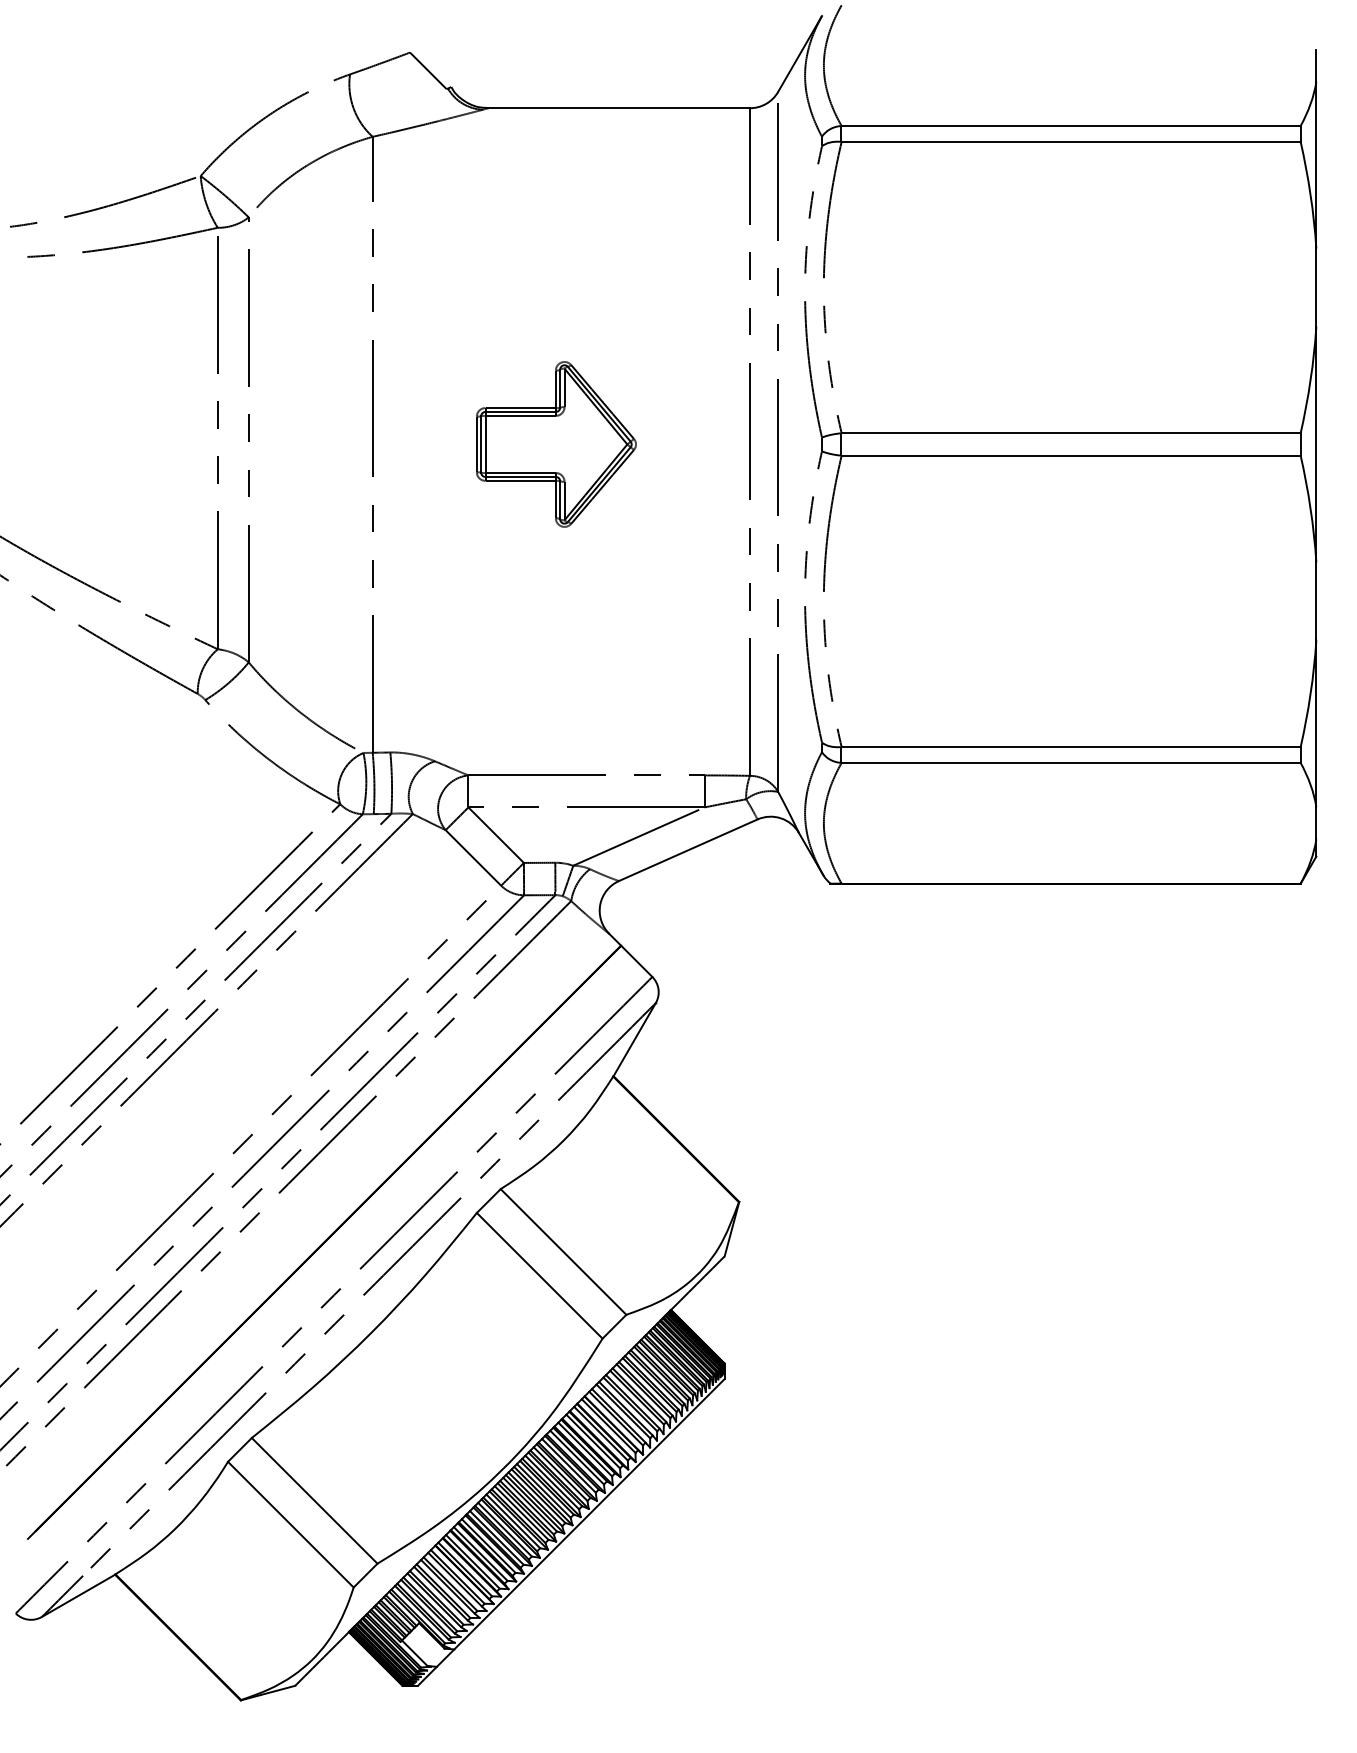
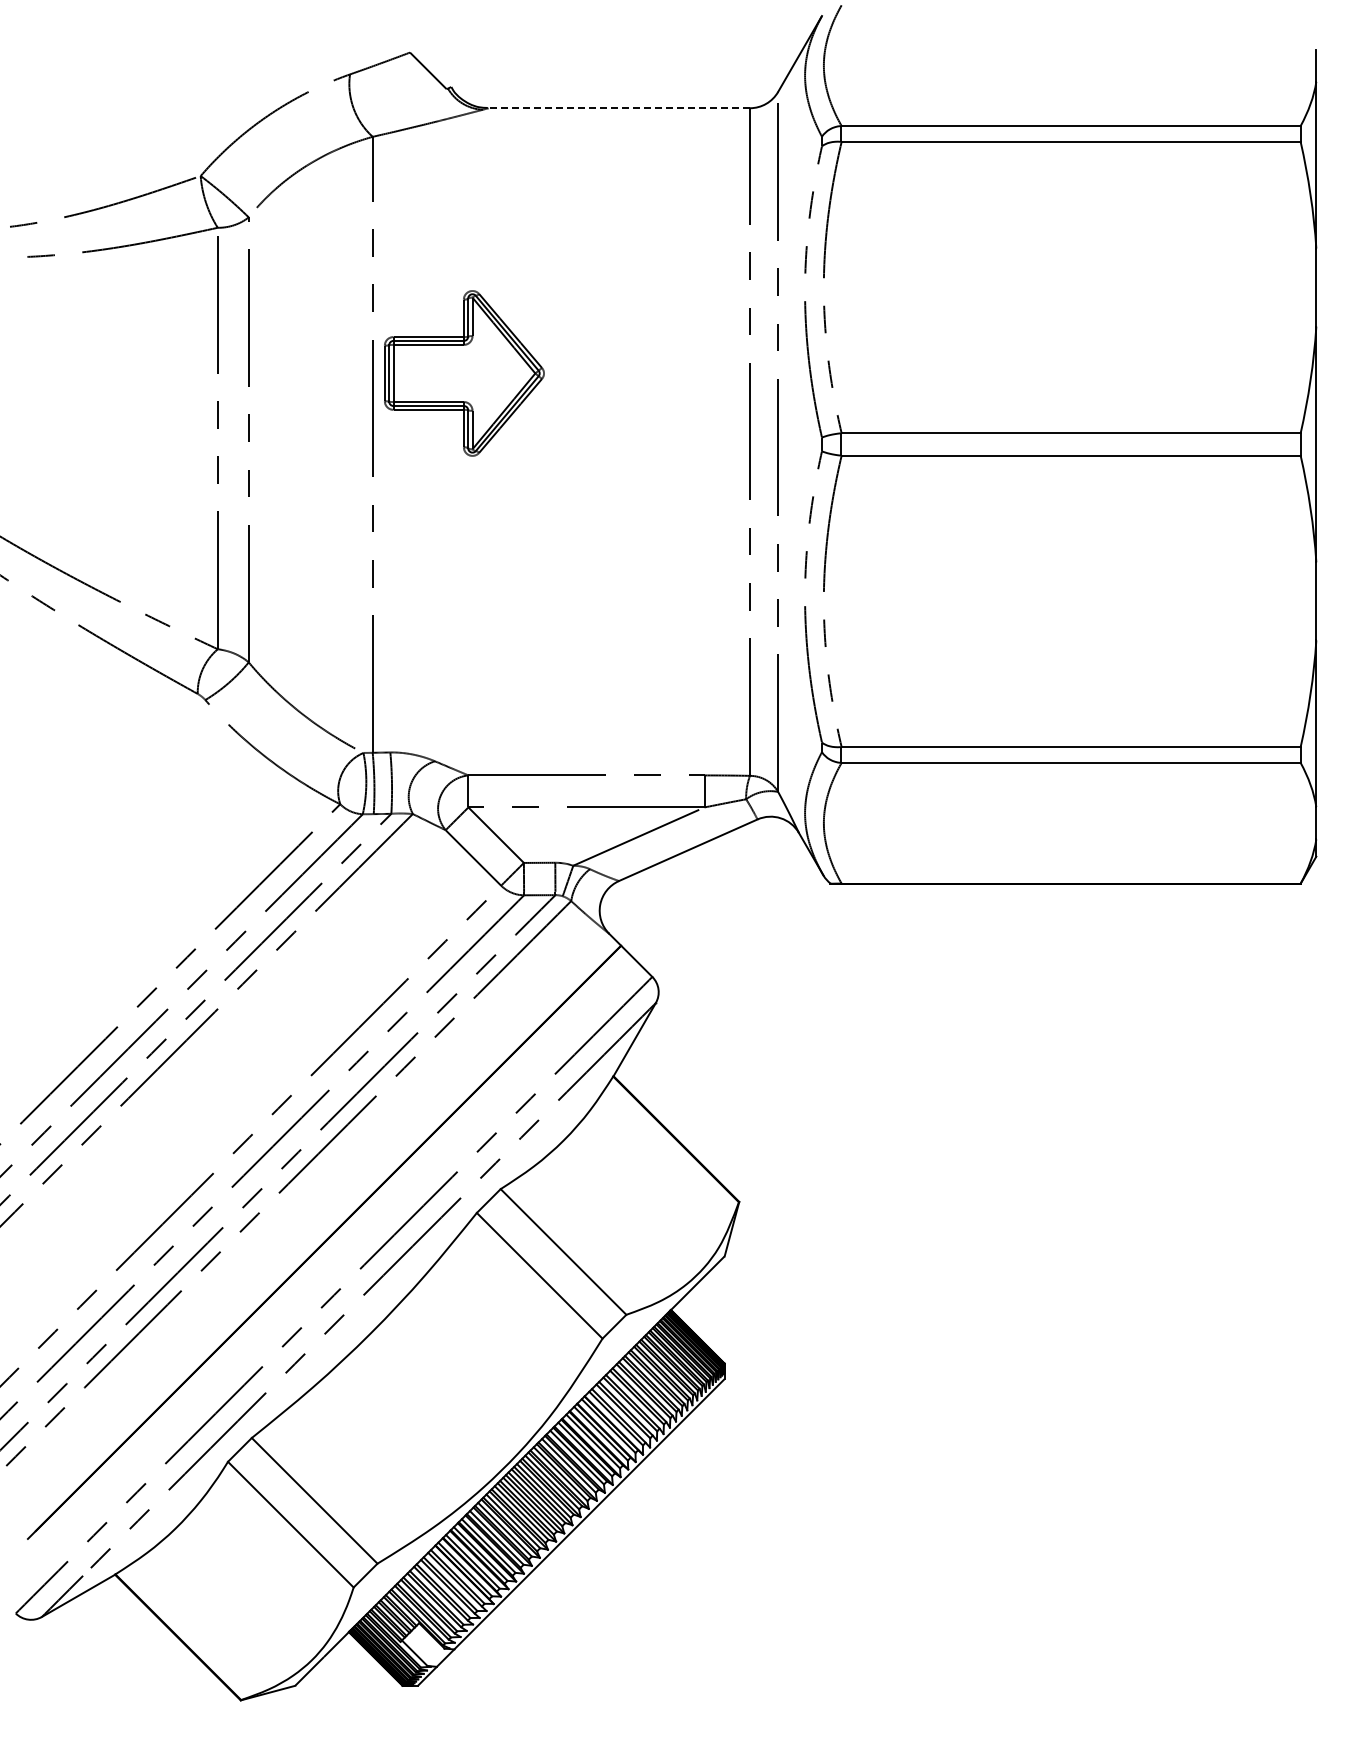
line: solid -> dashed (618, 108)
part position: (556, 444) -> (464, 373) (464, 373)
